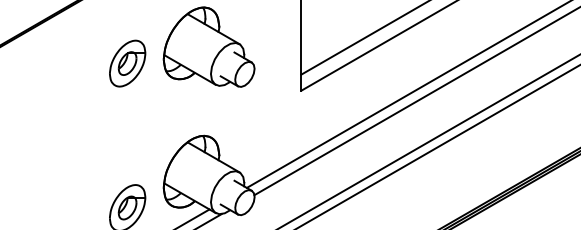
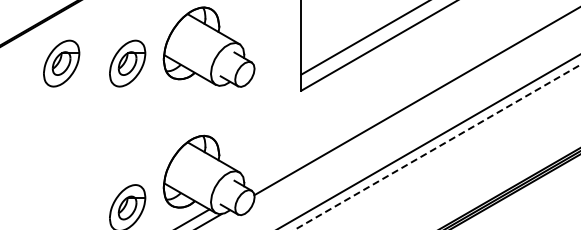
part: none -> present (61, 63)
line: present -> none (407, 94)
line: solid -> dashed (437, 147)
